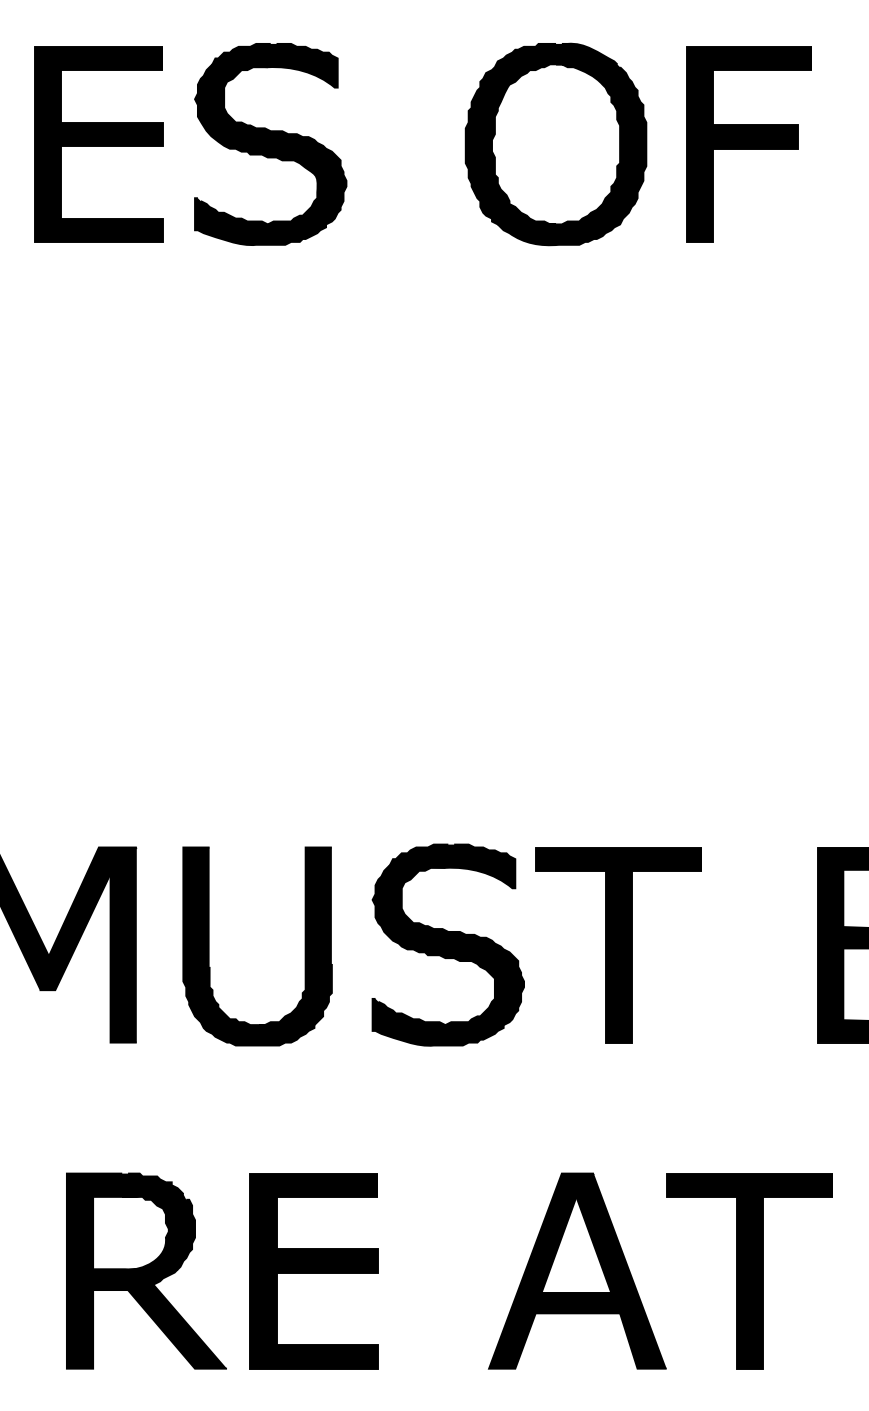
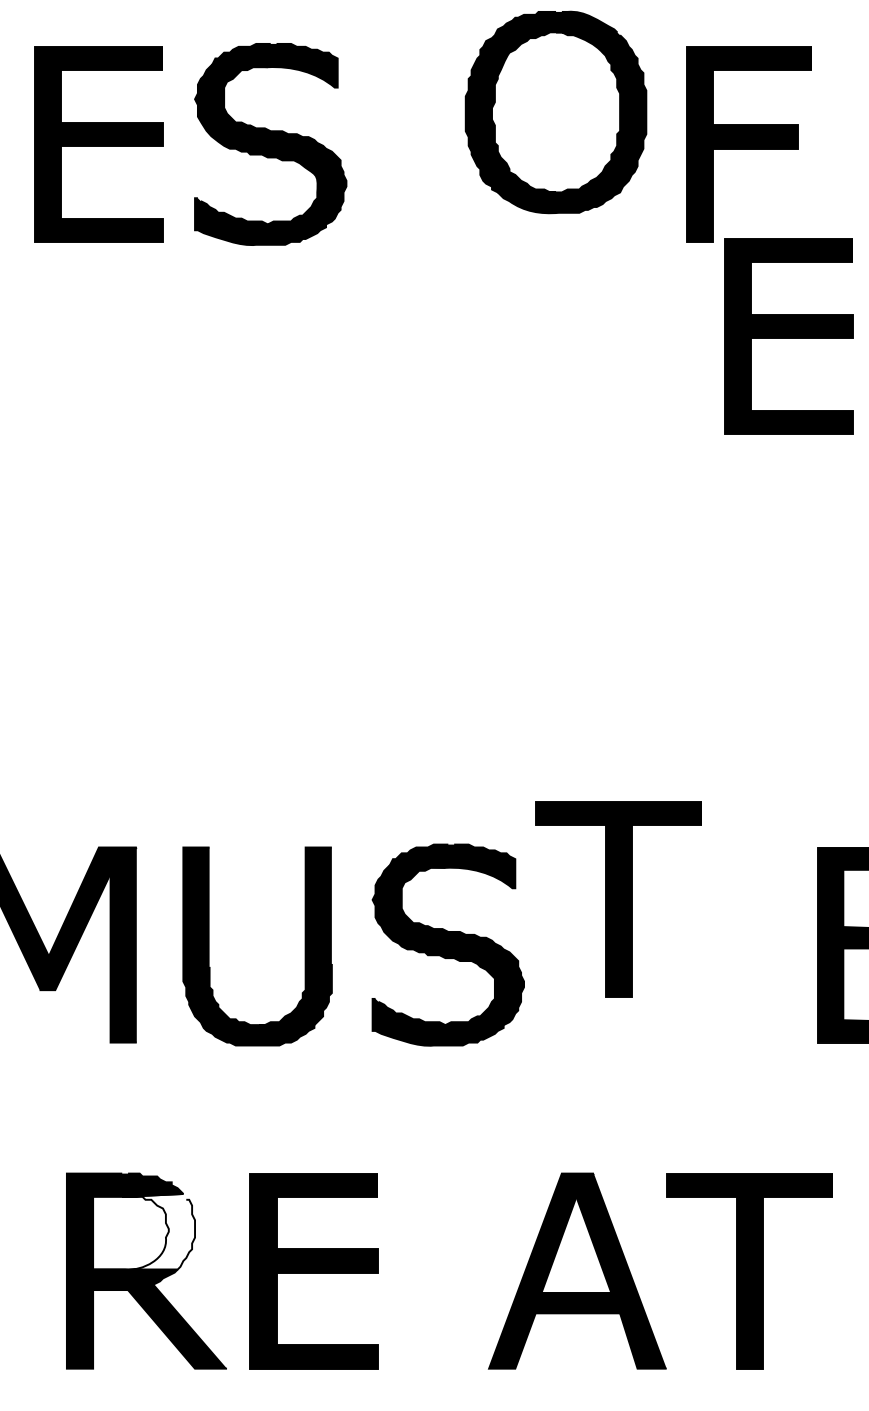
part position: (555, 144) -> (555, 112) (555, 112)
part: none -> present (788, 336)
part position: (618, 945) -> (618, 899) (618, 899)
fill: present -> none (144, 1231)
